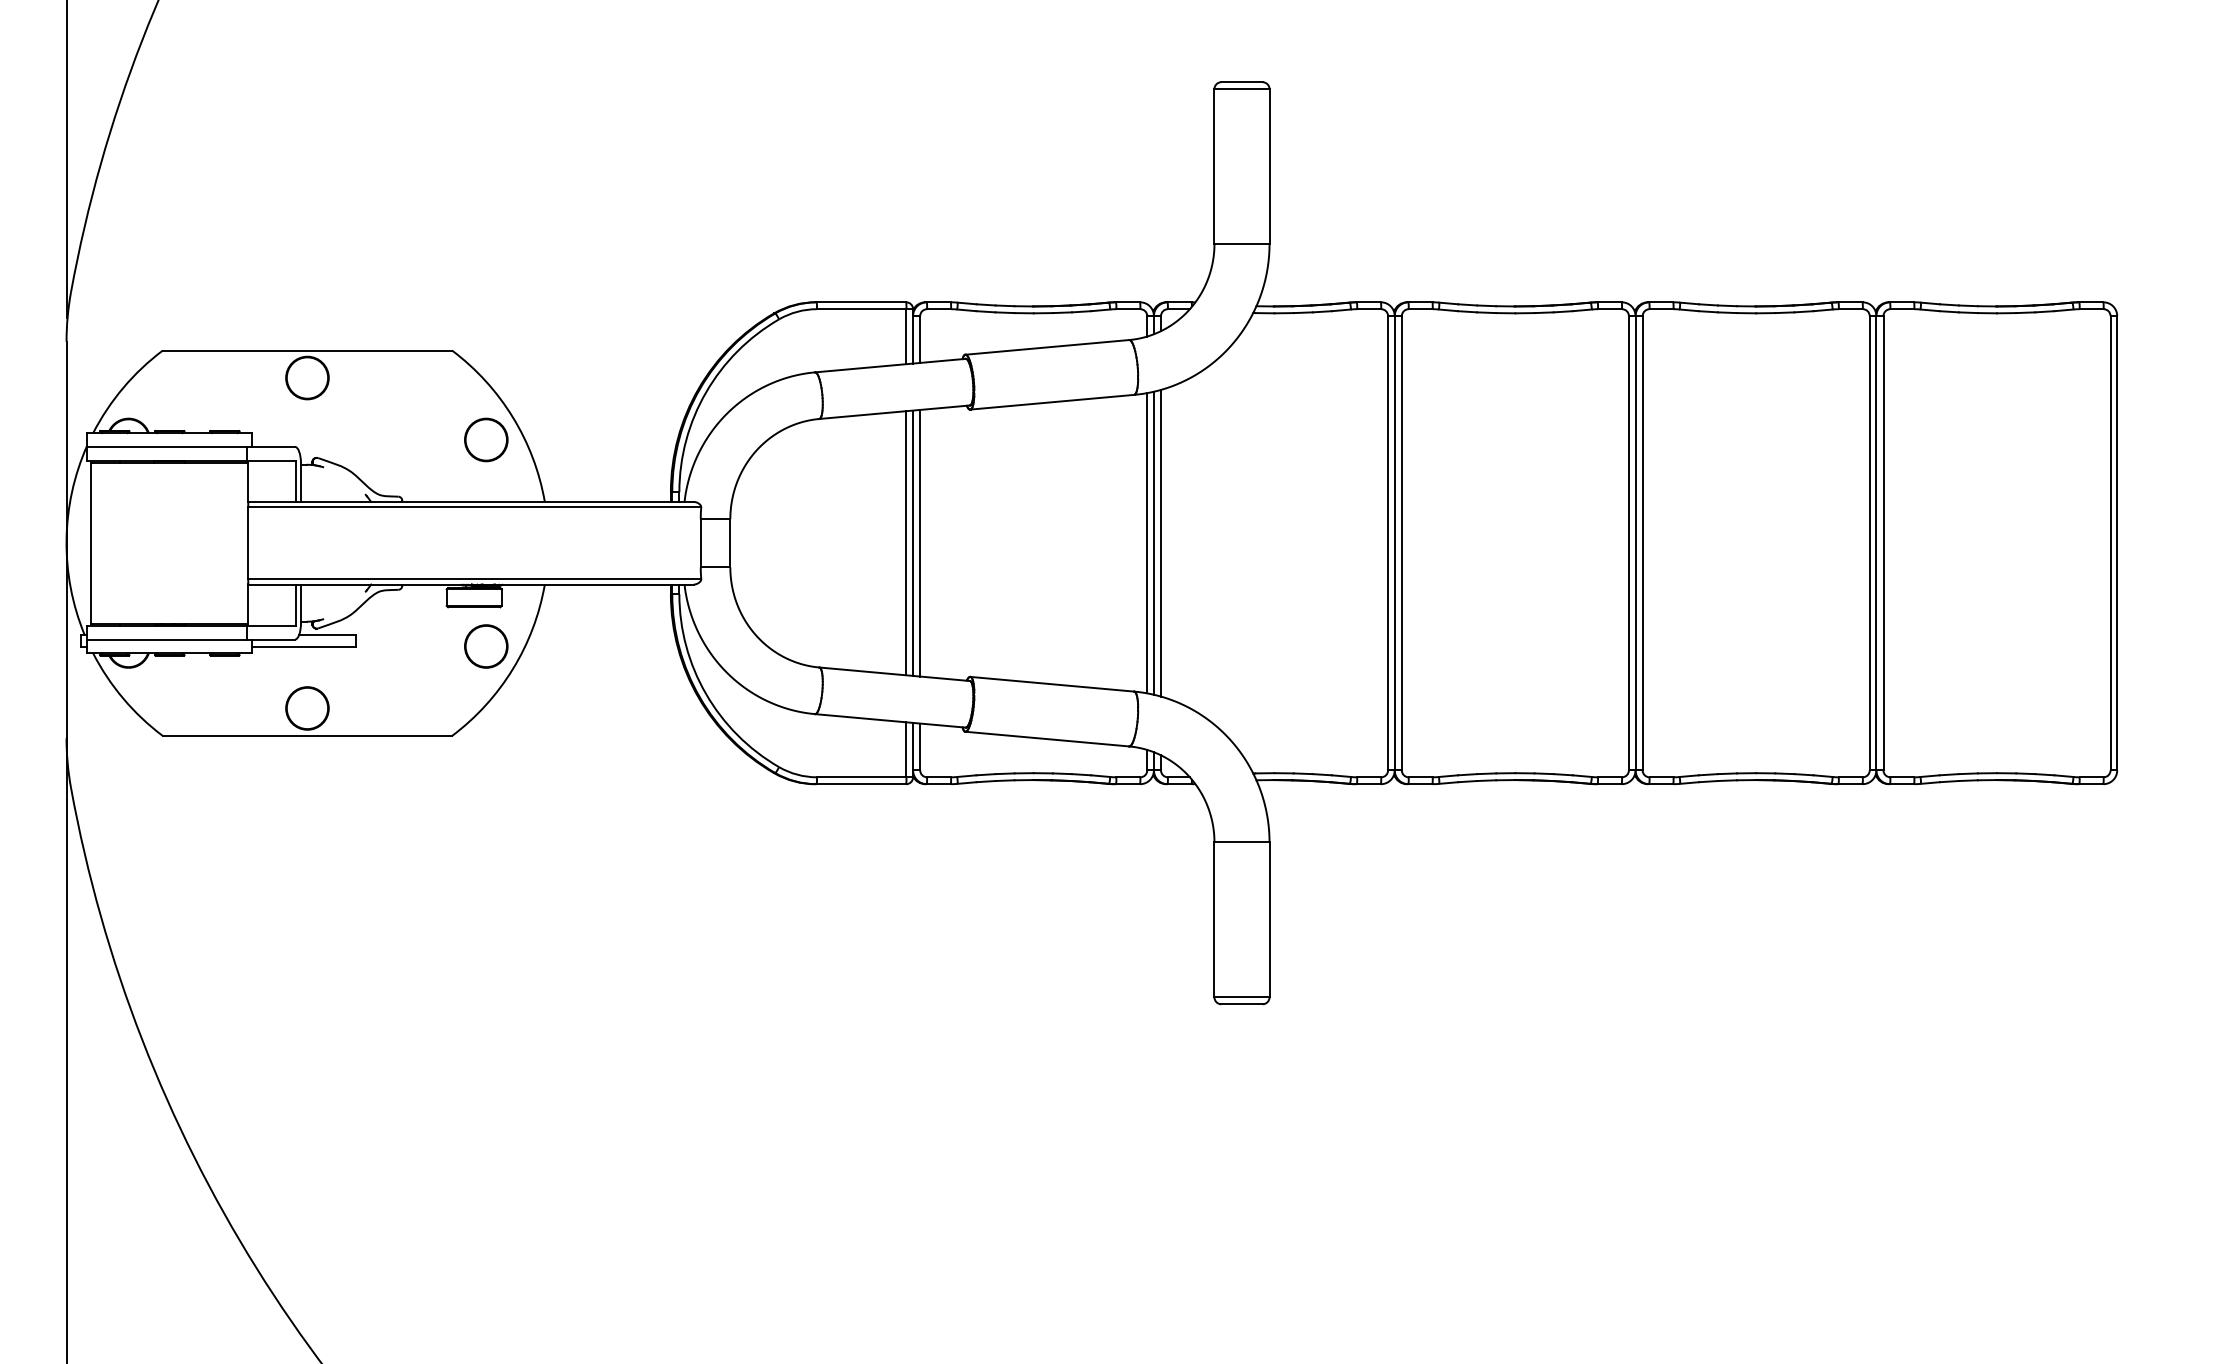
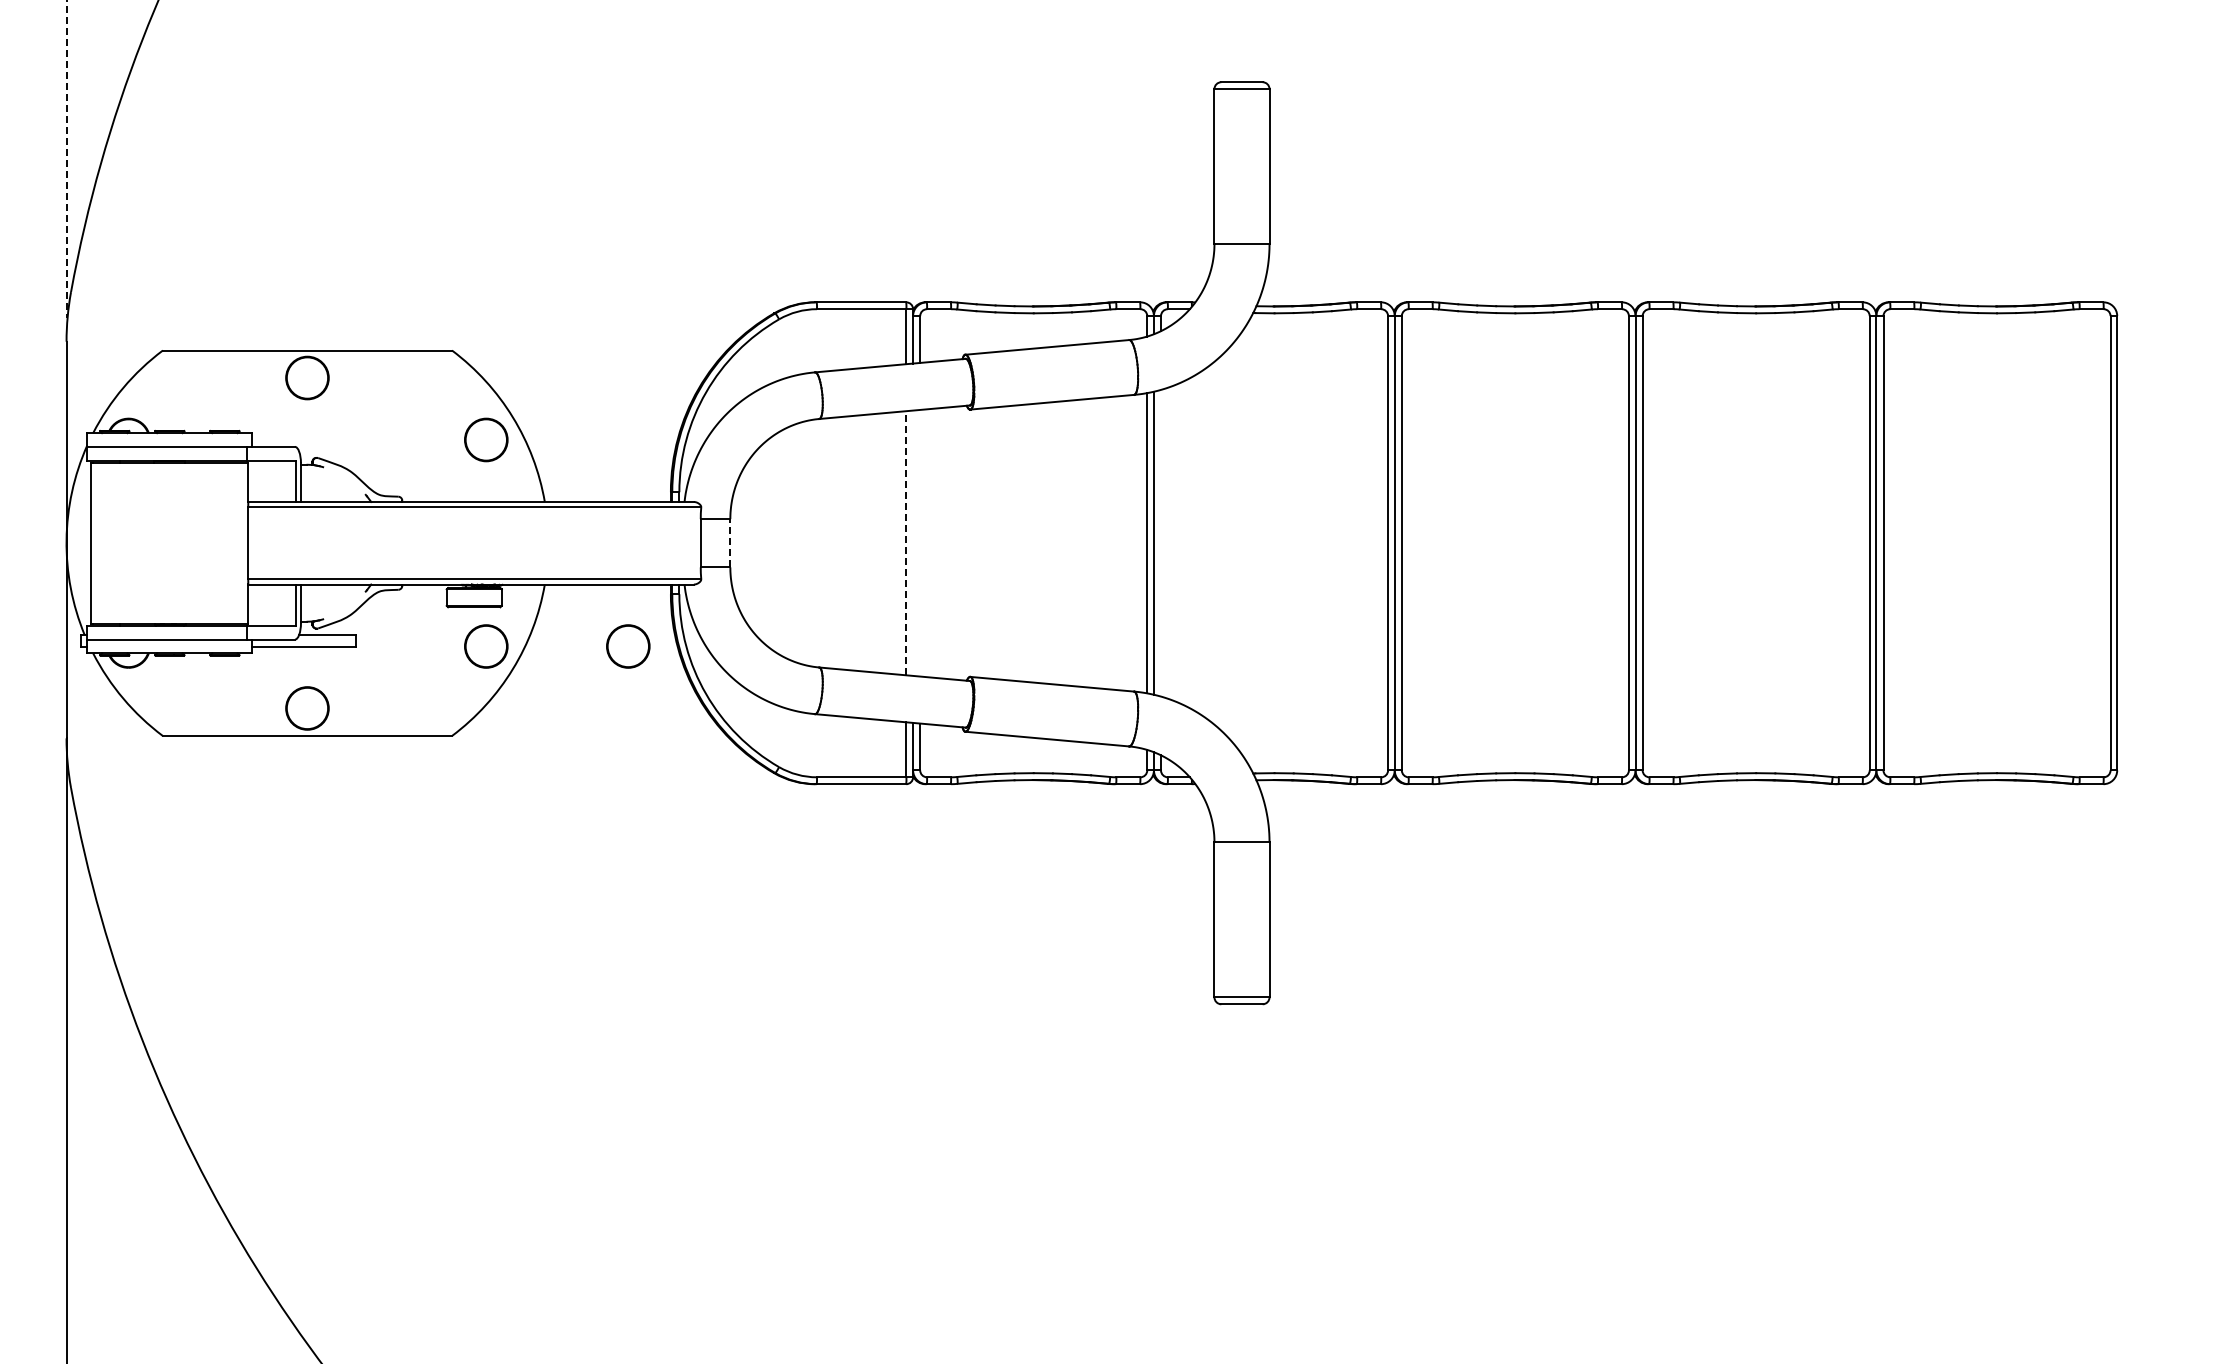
line: solid -> dashed (66, 159)
line: solid -> dashed (730, 542)
line: solid -> dashed (906, 542)
line: present -> none (913, 542)
line: present -> none (920, 542)
line: present -> none (1161, 542)
circle: none -> present (628, 646)
